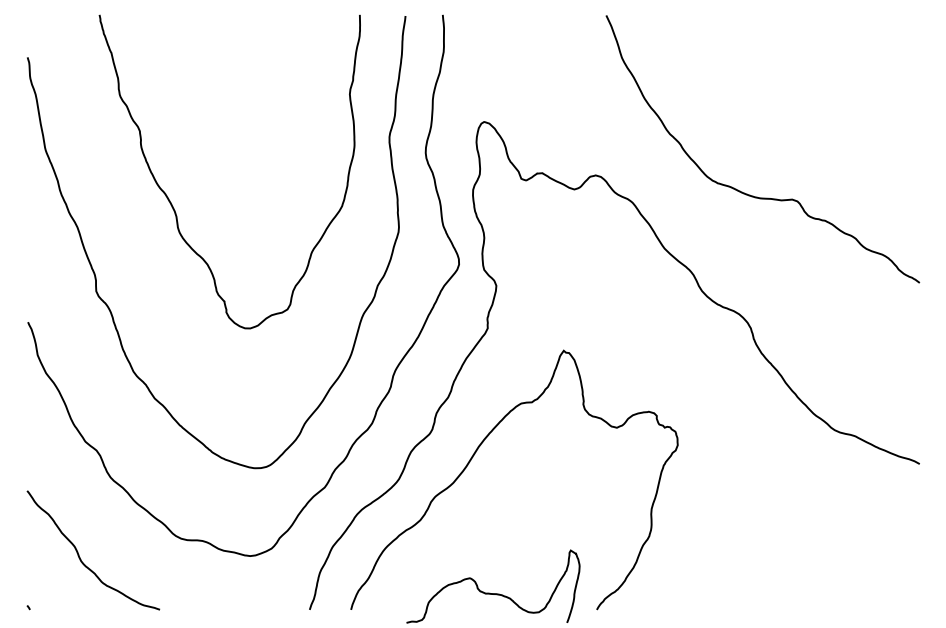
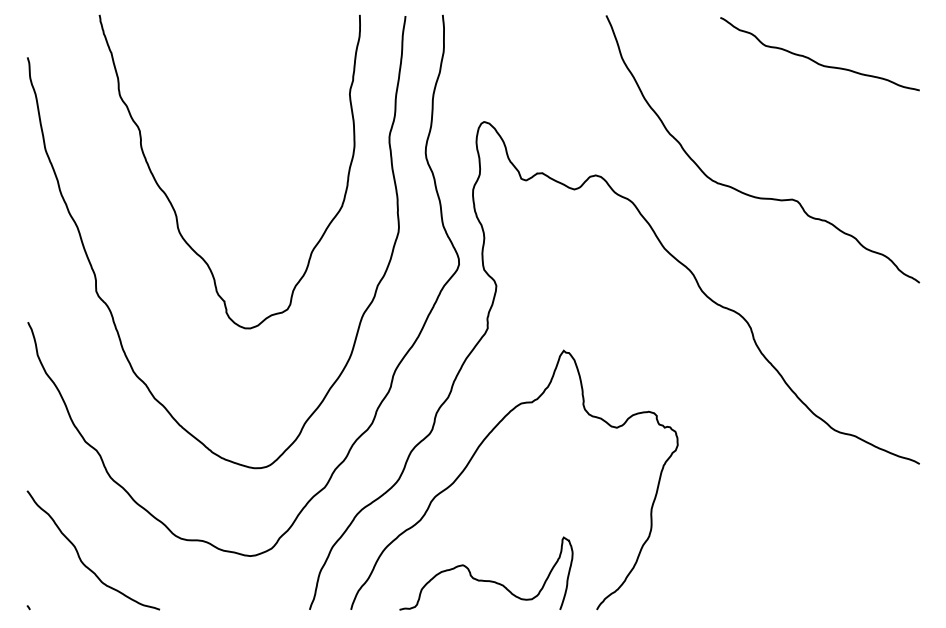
curve: none -> present (816, 61)
curve position: (493, 593) -> (486, 580) (486, 580)
